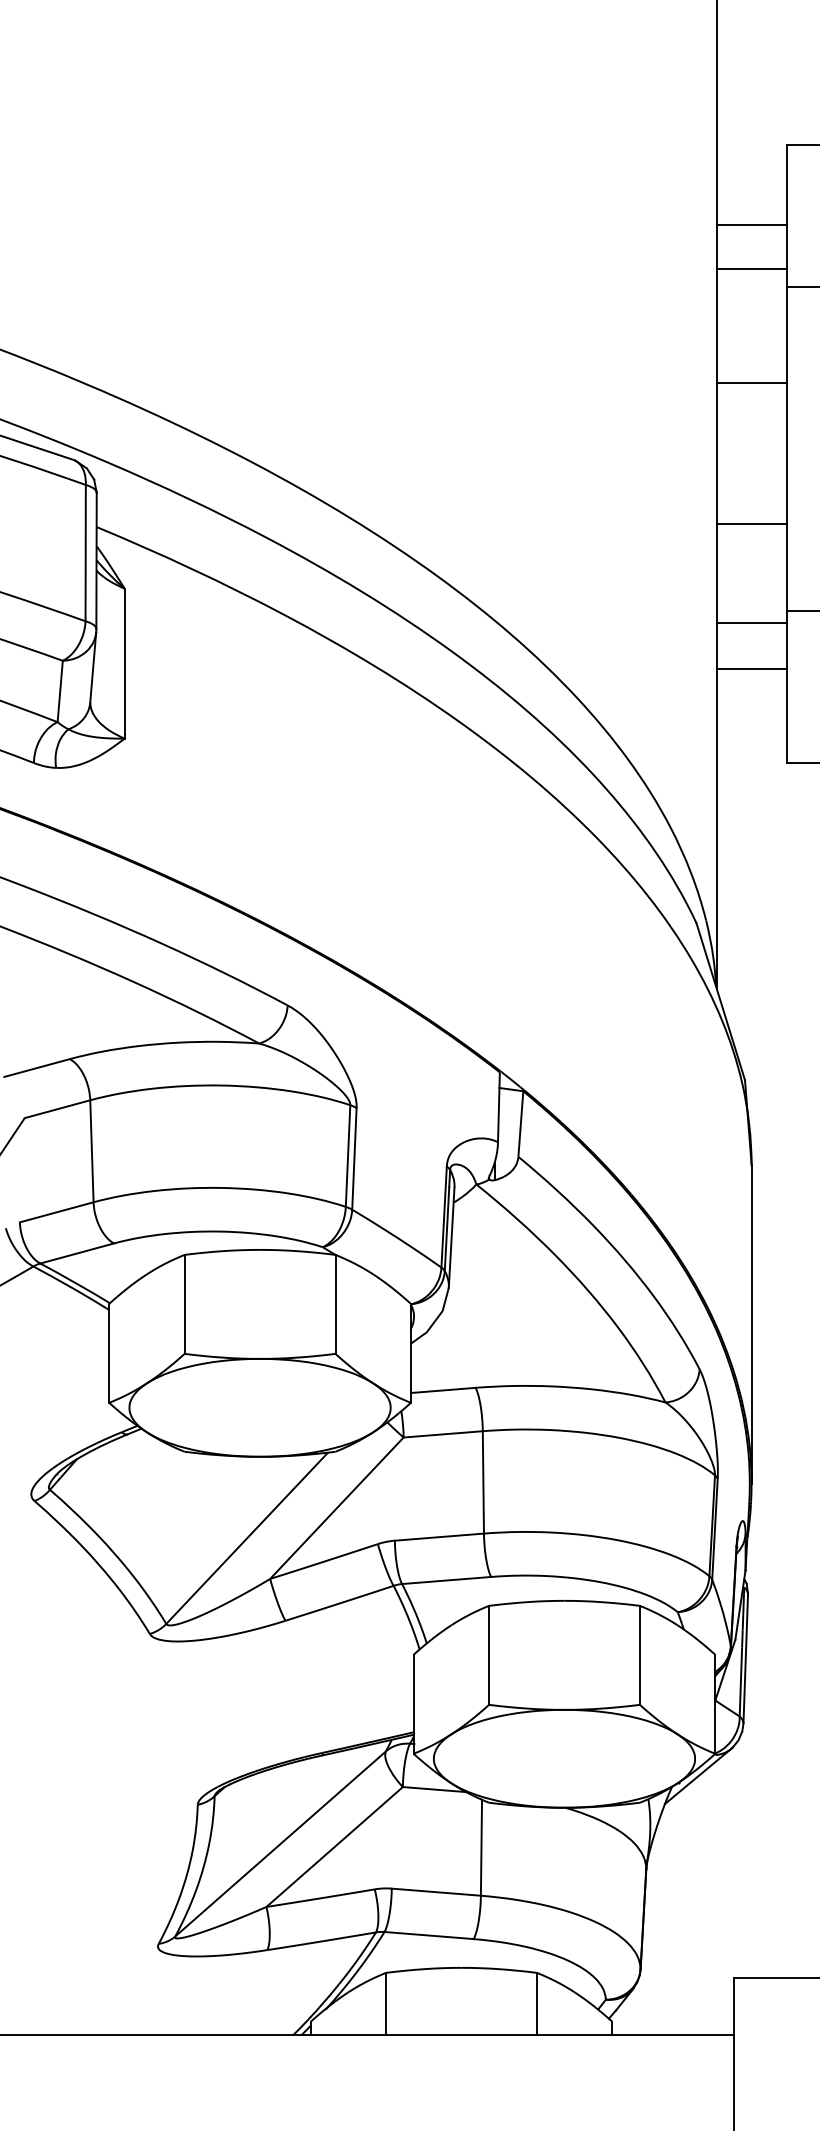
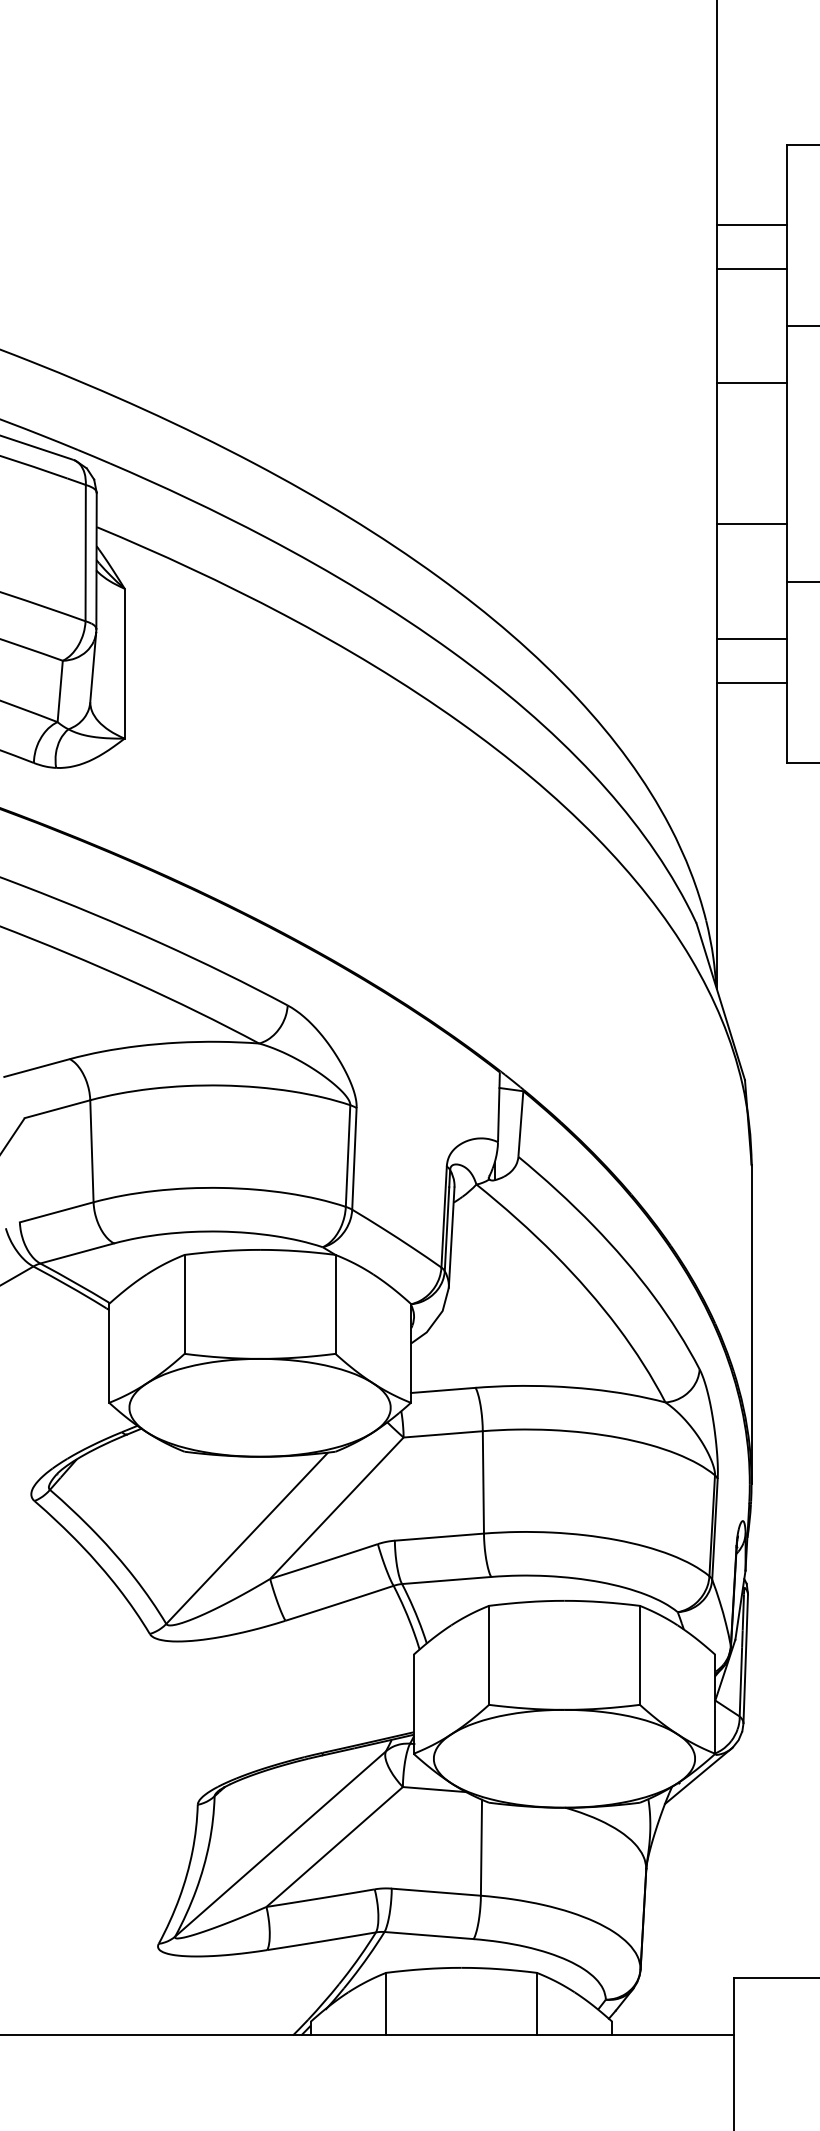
line position: (801, 286) -> (801, 325) (801, 325)
line position: (801, 610) -> (801, 581) (801, 581)
line position: (751, 622) -> (751, 638) (751, 638)
line position: (751, 668) -> (751, 682) (751, 682)
